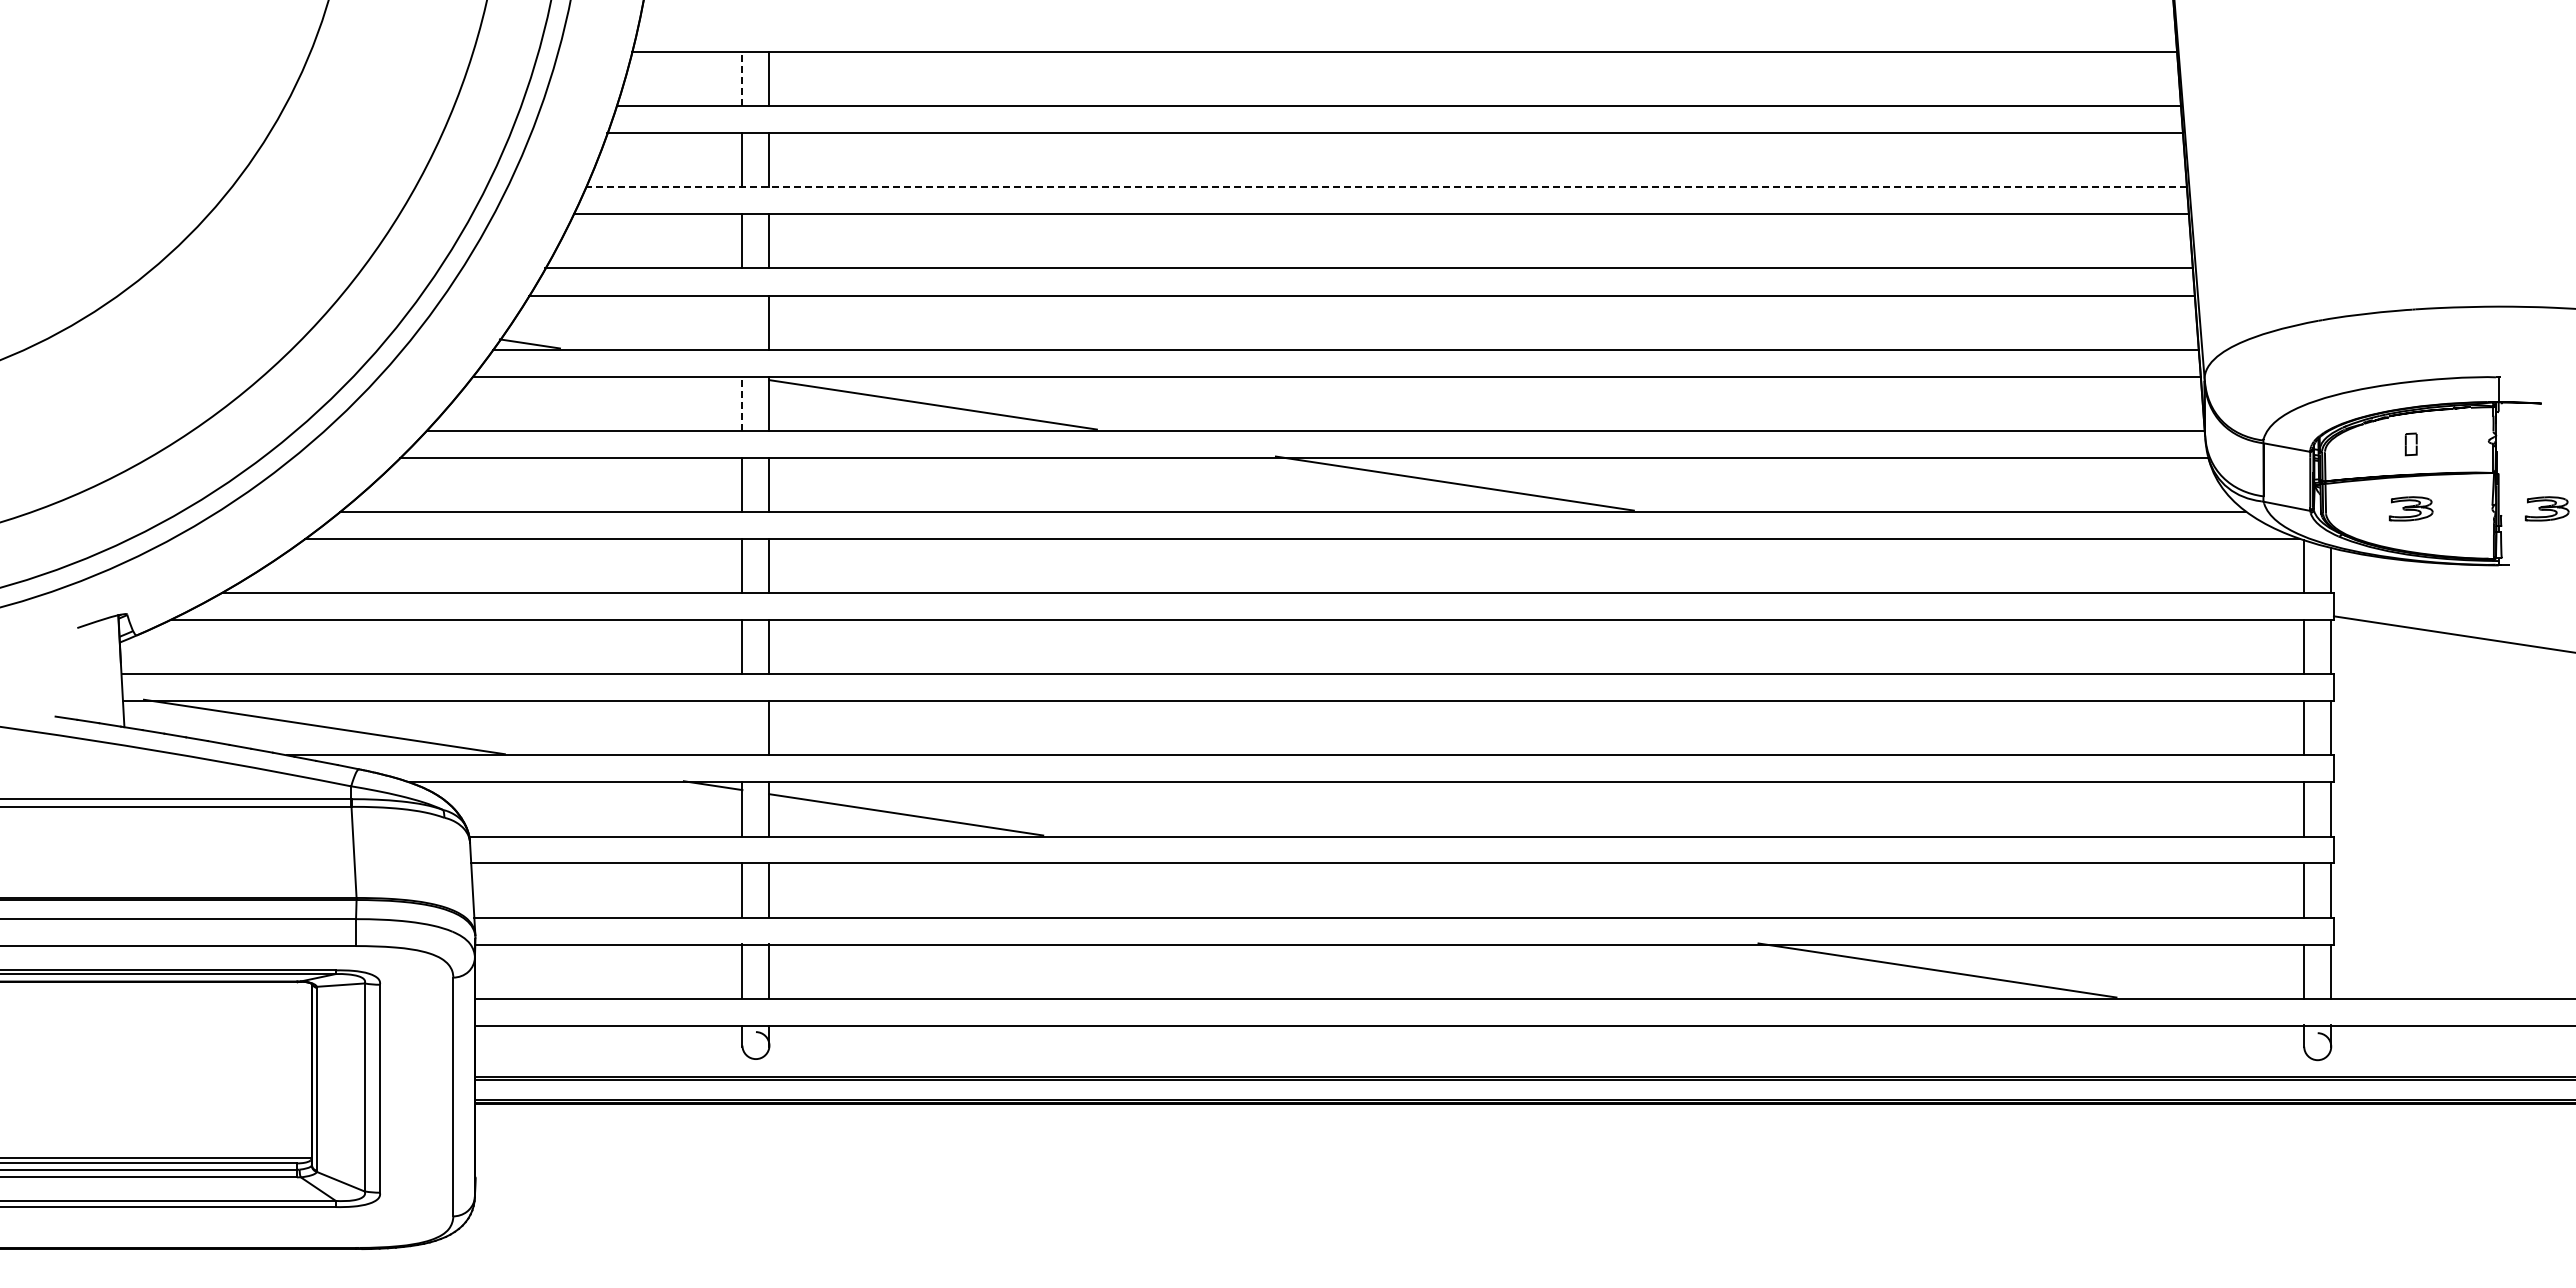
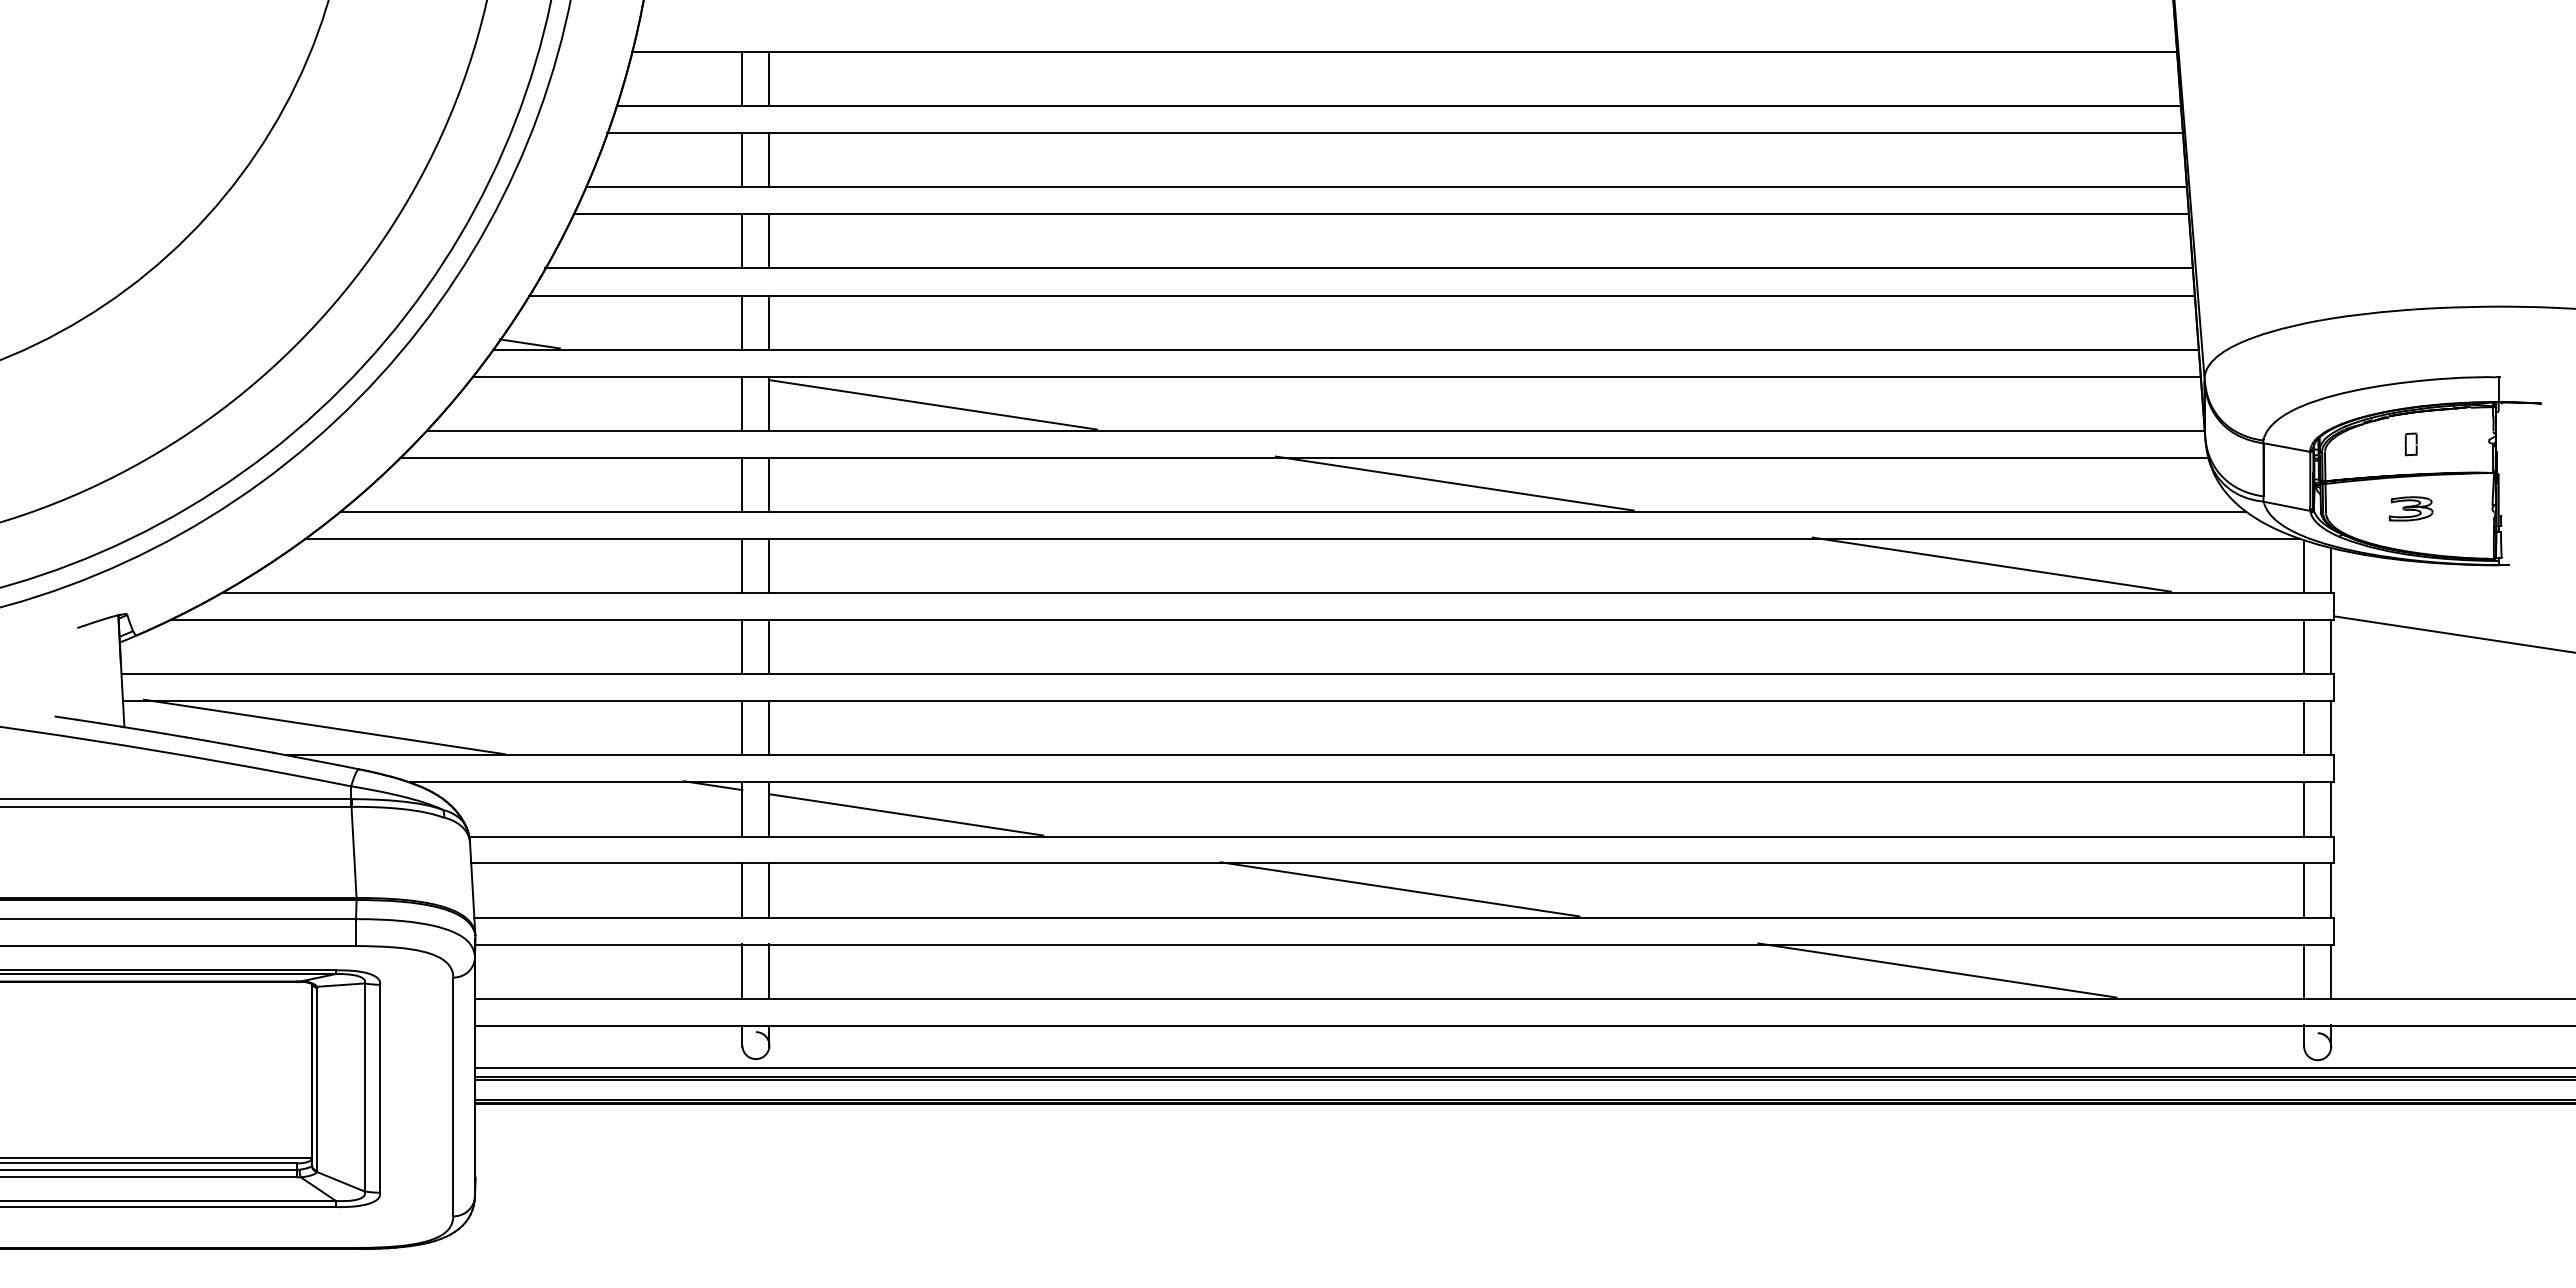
line: dashed -> solid (742, 78)
line: dashed -> solid (1386, 187)
line: none -> present (742, 322)
line: dashed -> solid (742, 403)
part: present -> none (2546, 508)
line: none -> present (1991, 564)
line: none -> present (742, 727)
line: none -> present (1399, 889)
line: none -> present (1523, 1068)
